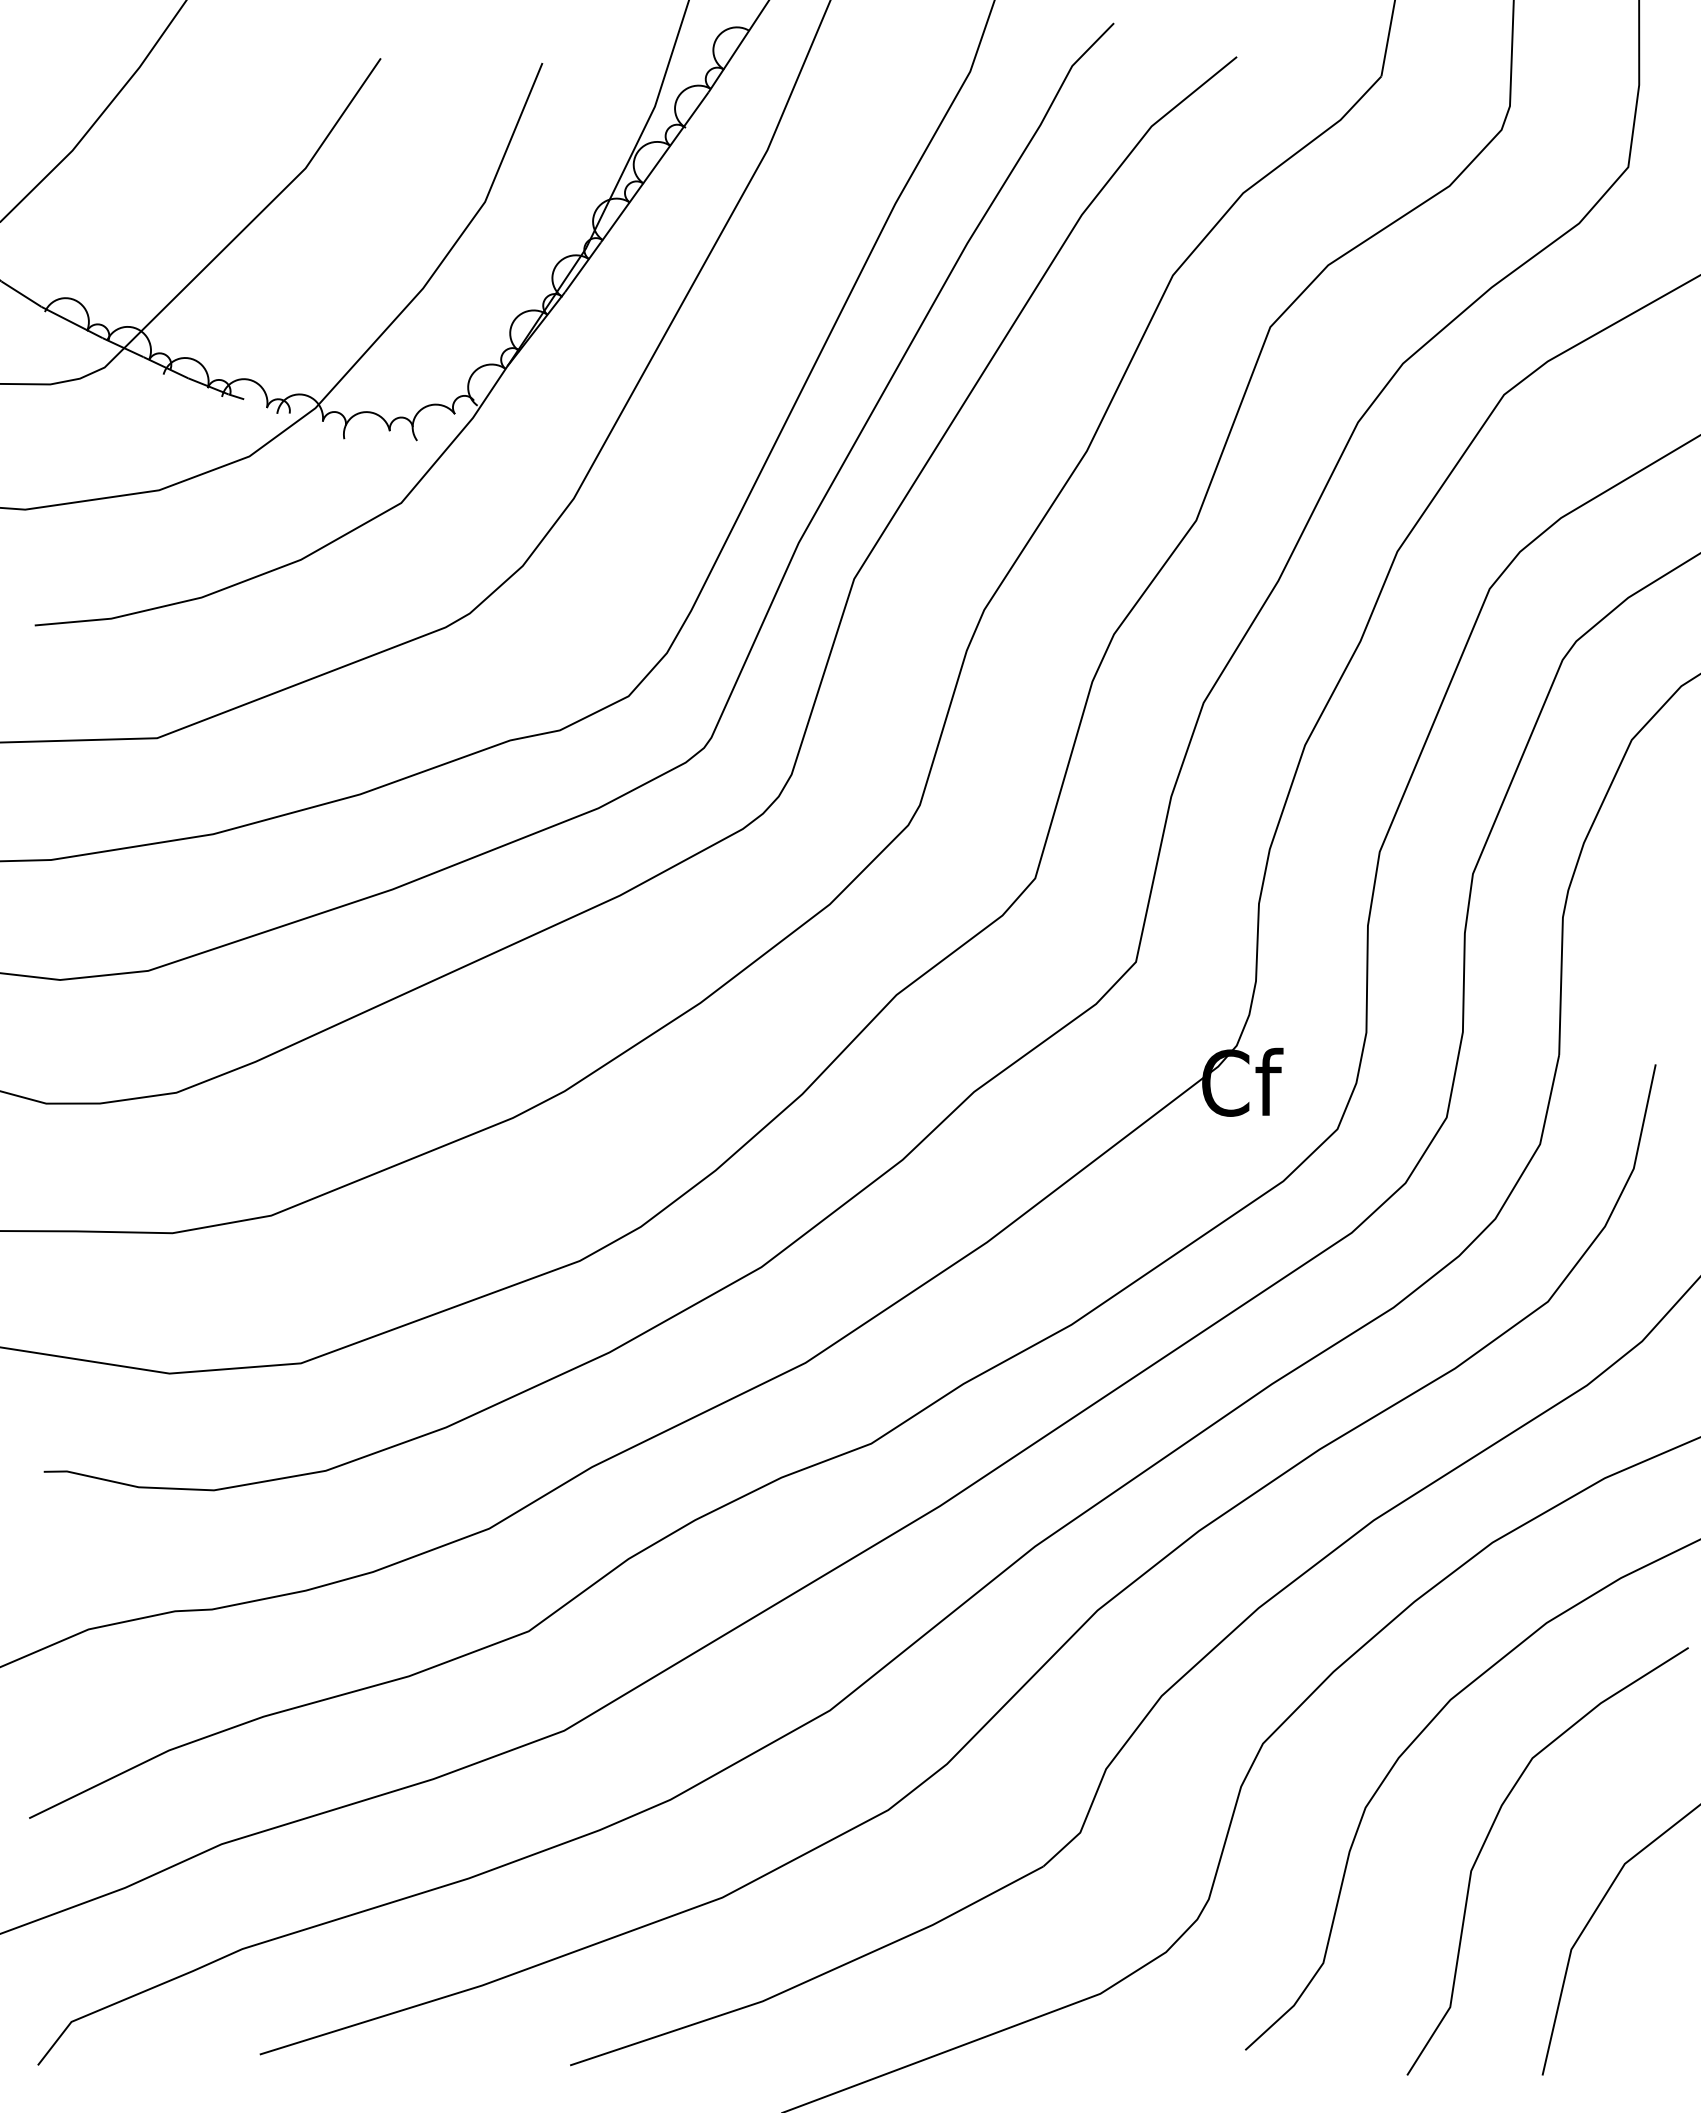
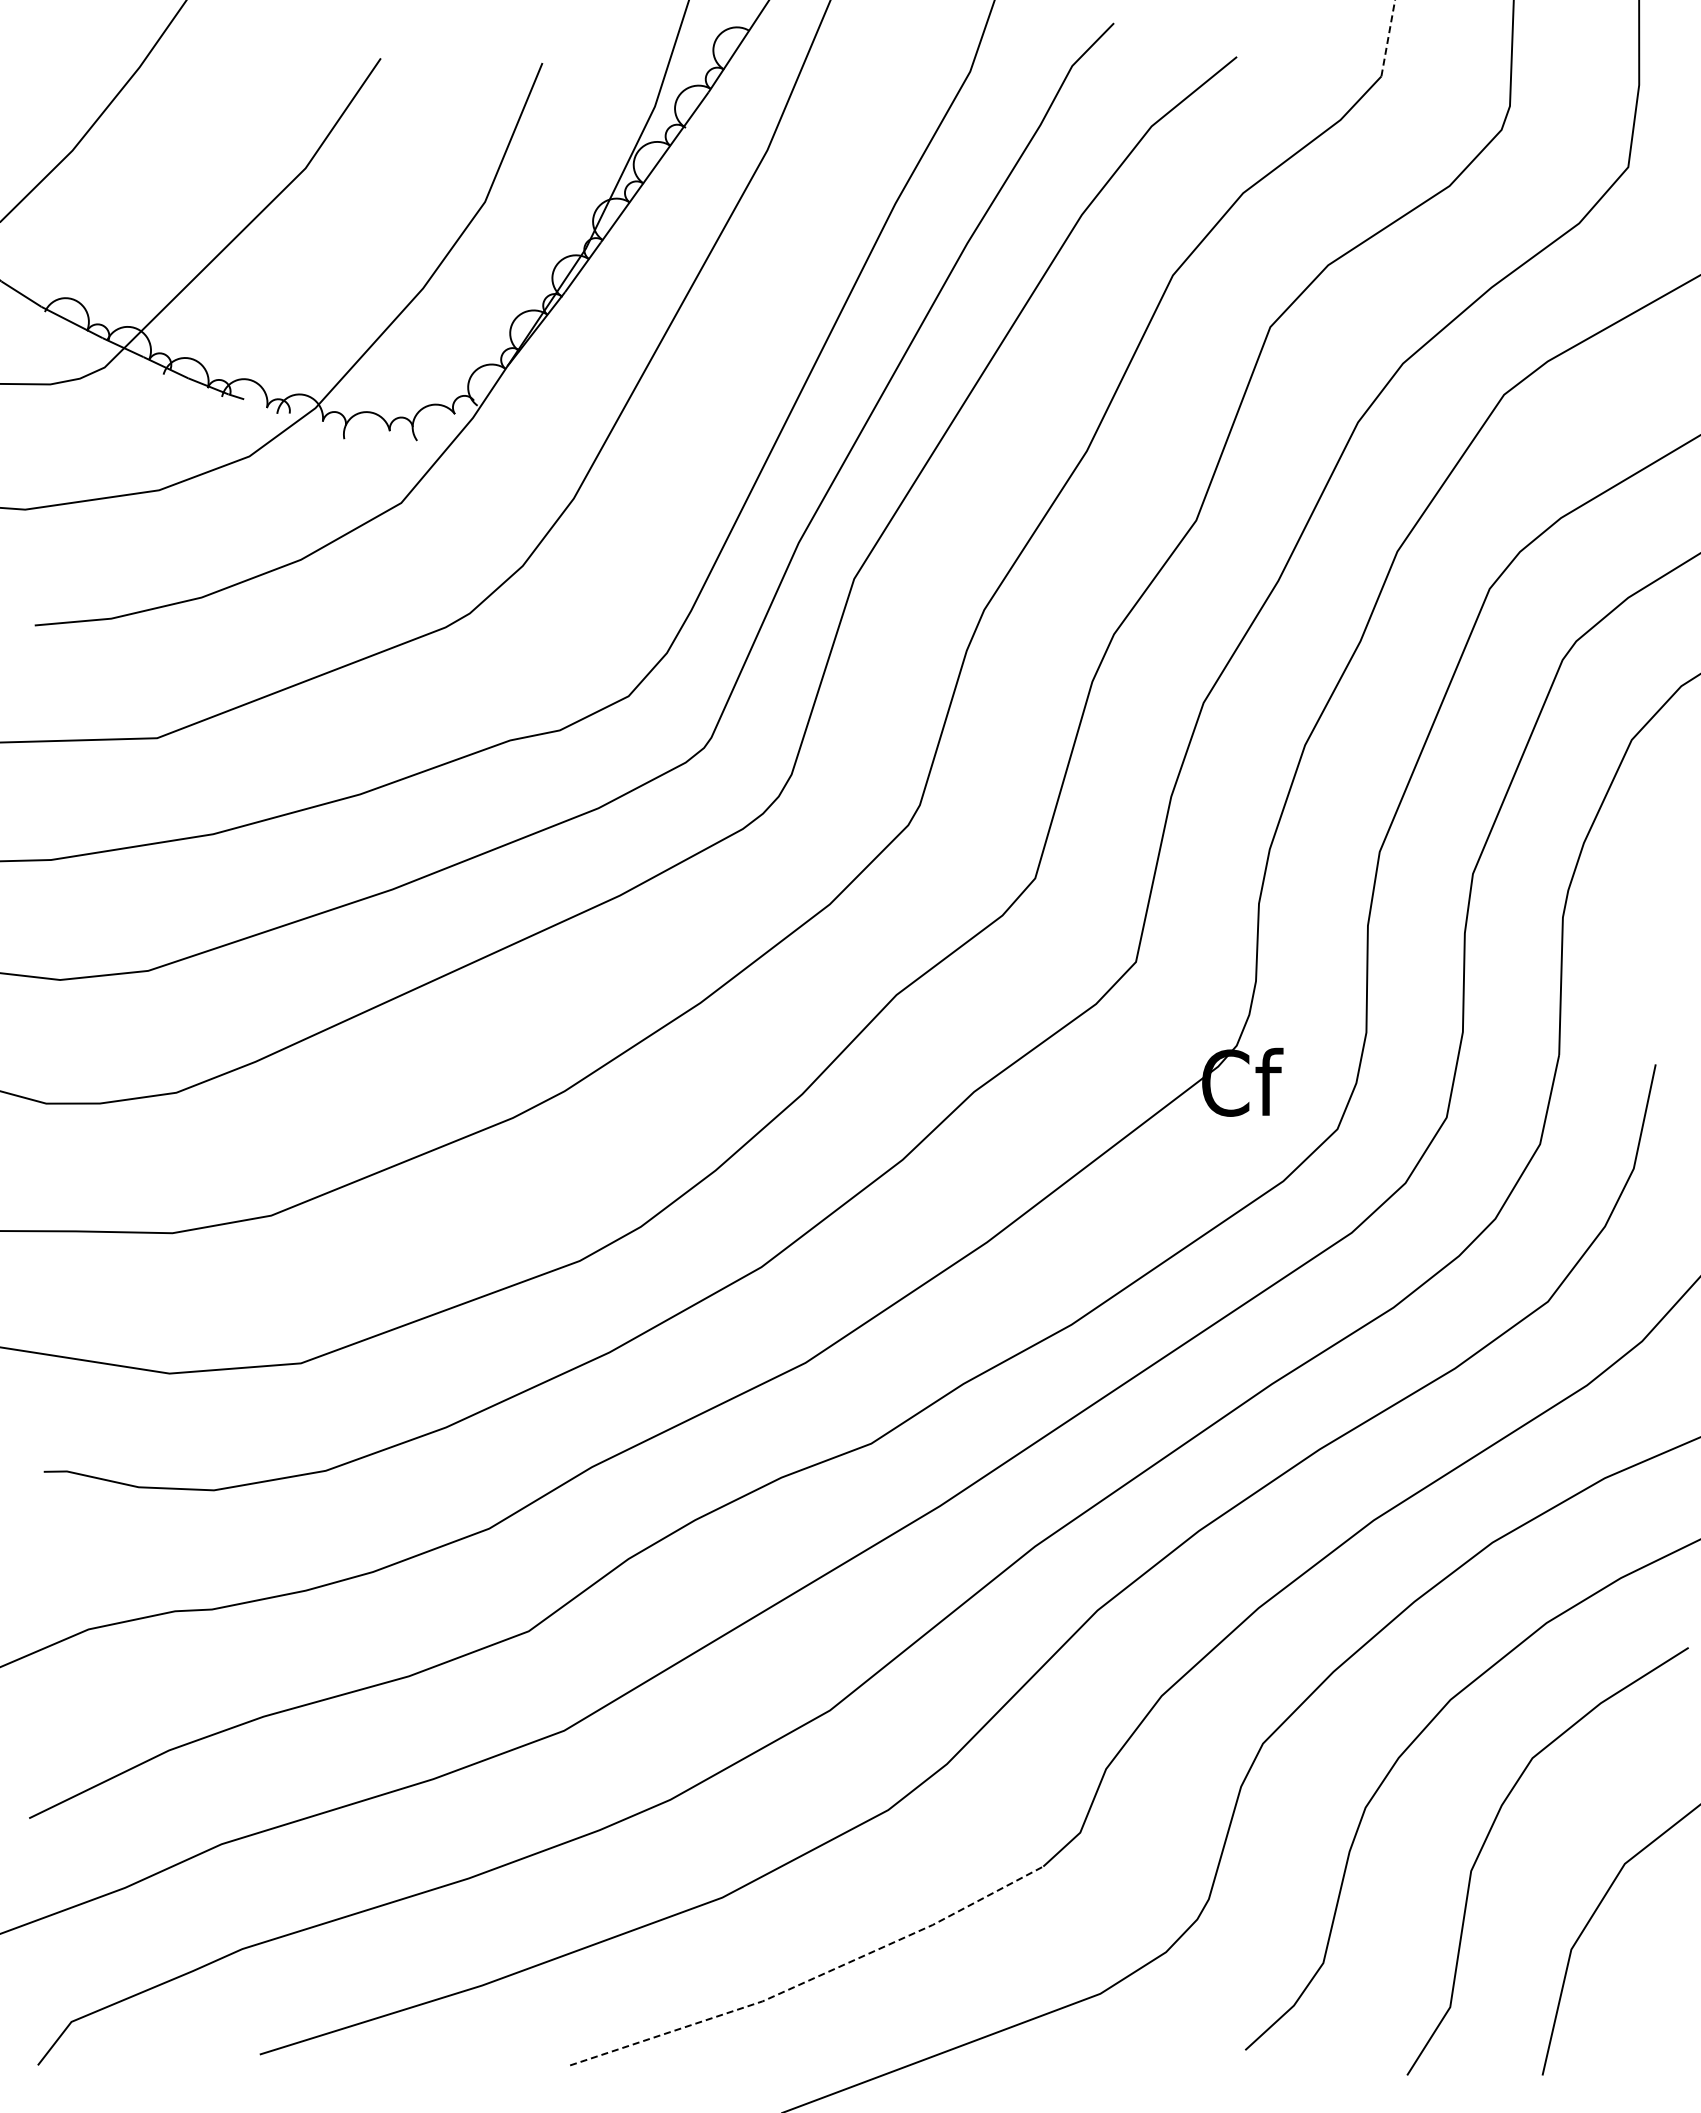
line: solid -> dashed (1388, 38)
line: solid -> dashed (812, 1978)
